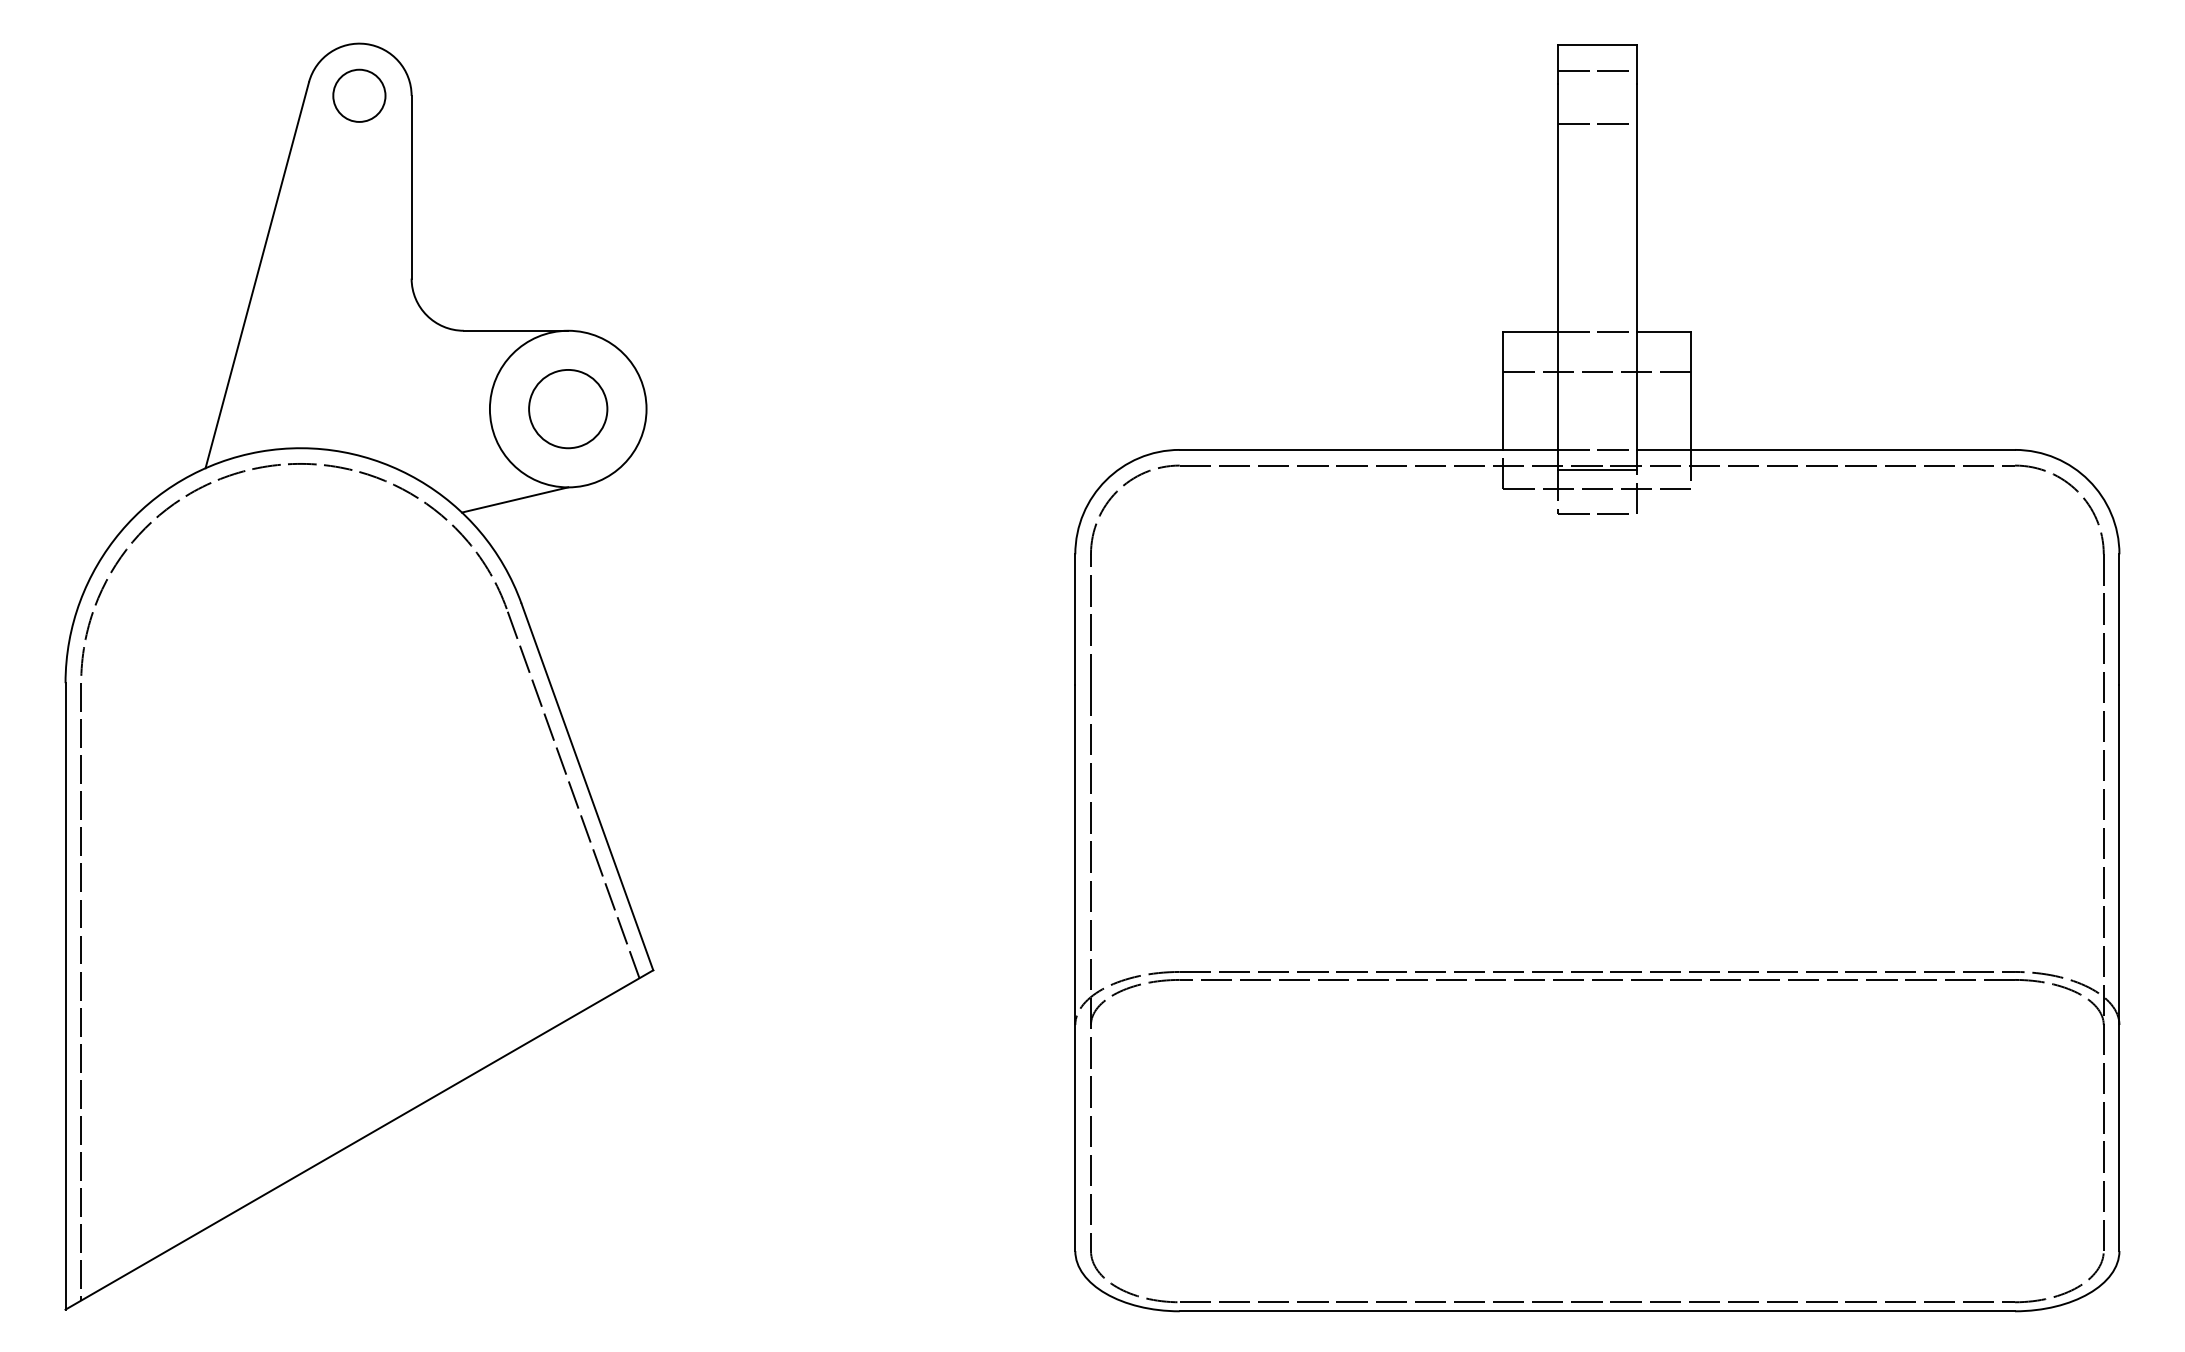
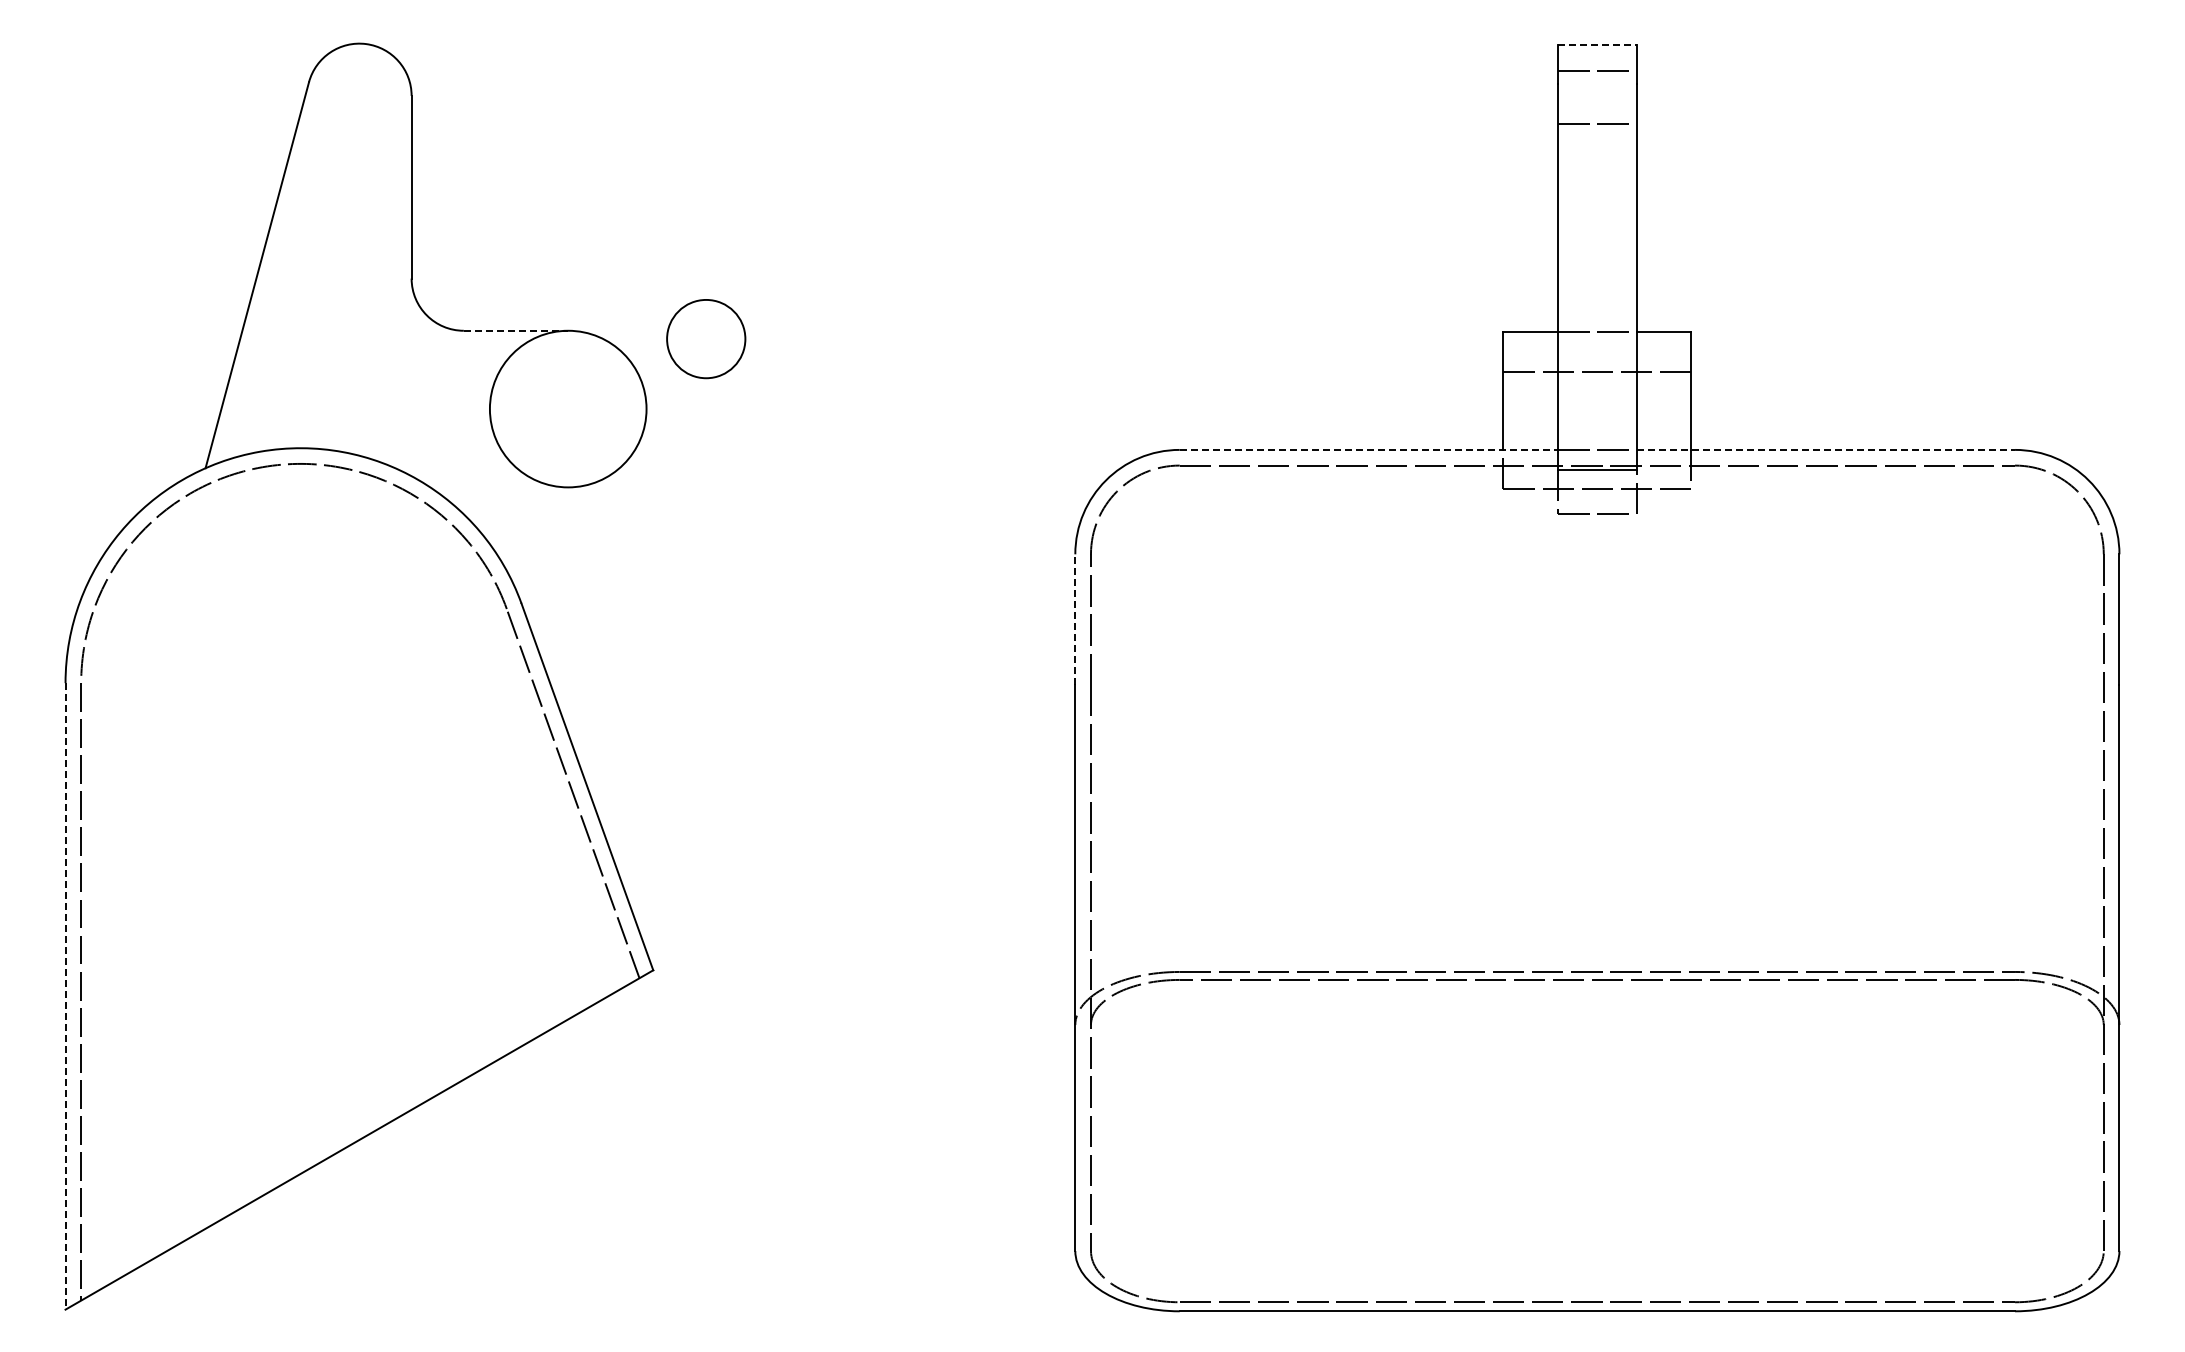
line: solid -> dashed (1597, 45)
circle: present -> none (359, 95)
line: solid -> dashed (516, 330)
circle position: (568, 409) -> (706, 339) (706, 339)
line: solid -> dashed (1369, 449)
line: solid -> dashed (1826, 449)
line: present -> none (515, 499)
line: solid -> dashed (1075, 619)
line: solid -> dashed (65, 996)
